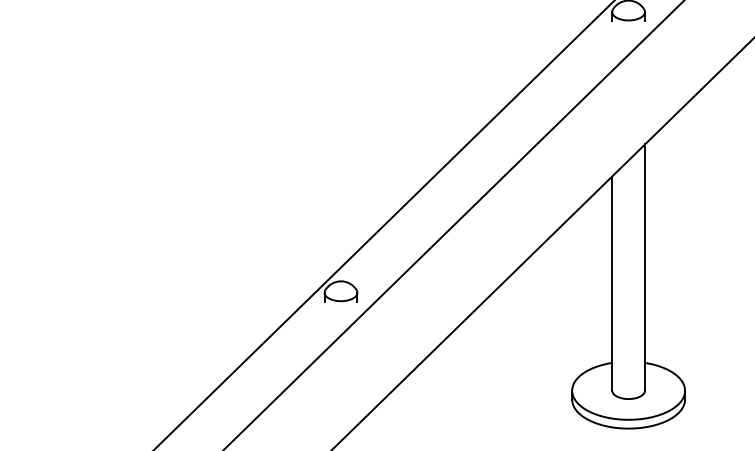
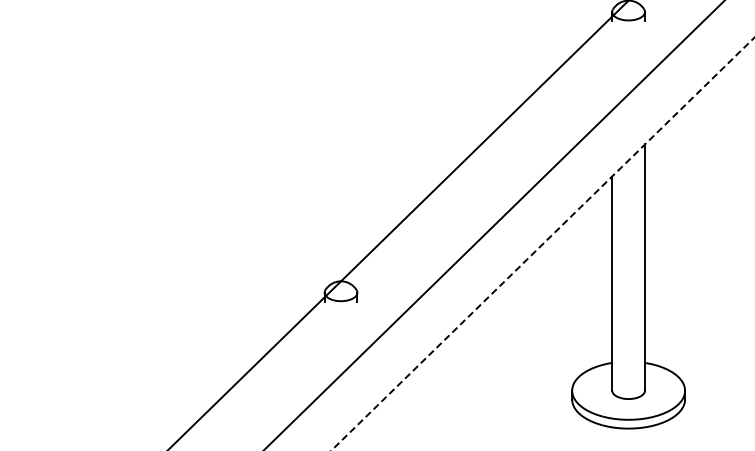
line position: (384, 224) -> (398, 224) (398, 224)
line position: (454, 224) -> (494, 224) (494, 224)
line: solid -> dashed (543, 243)
